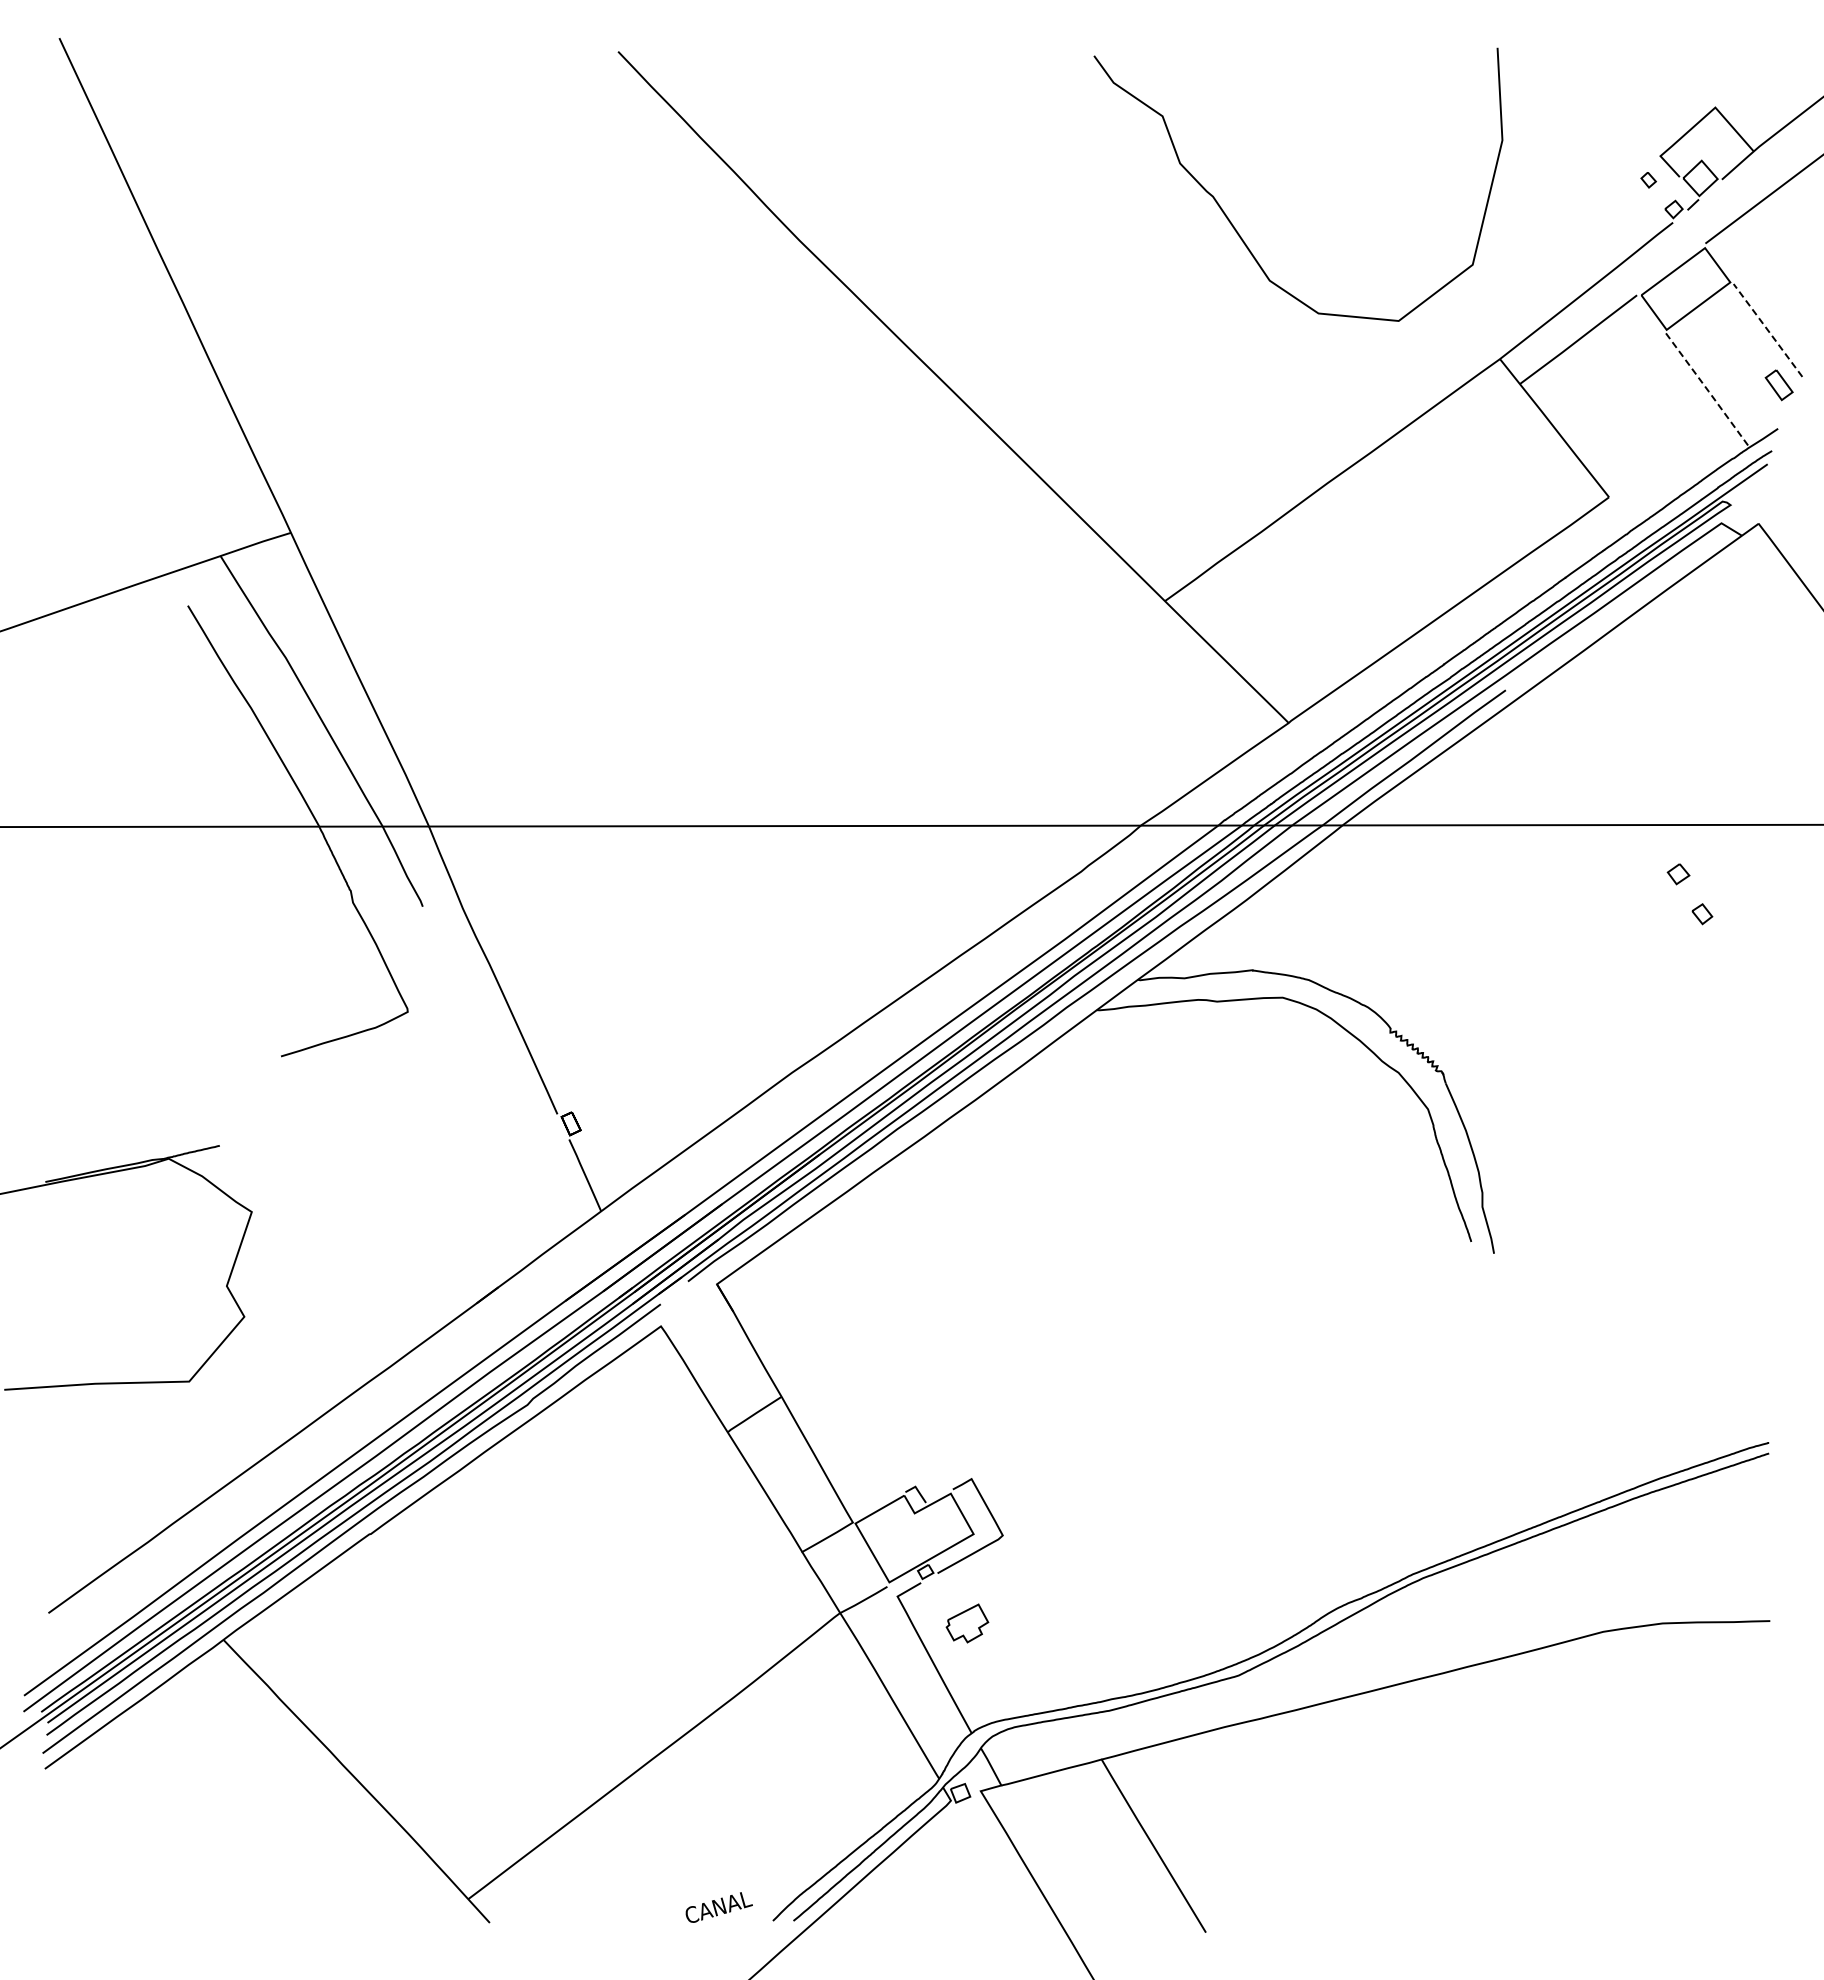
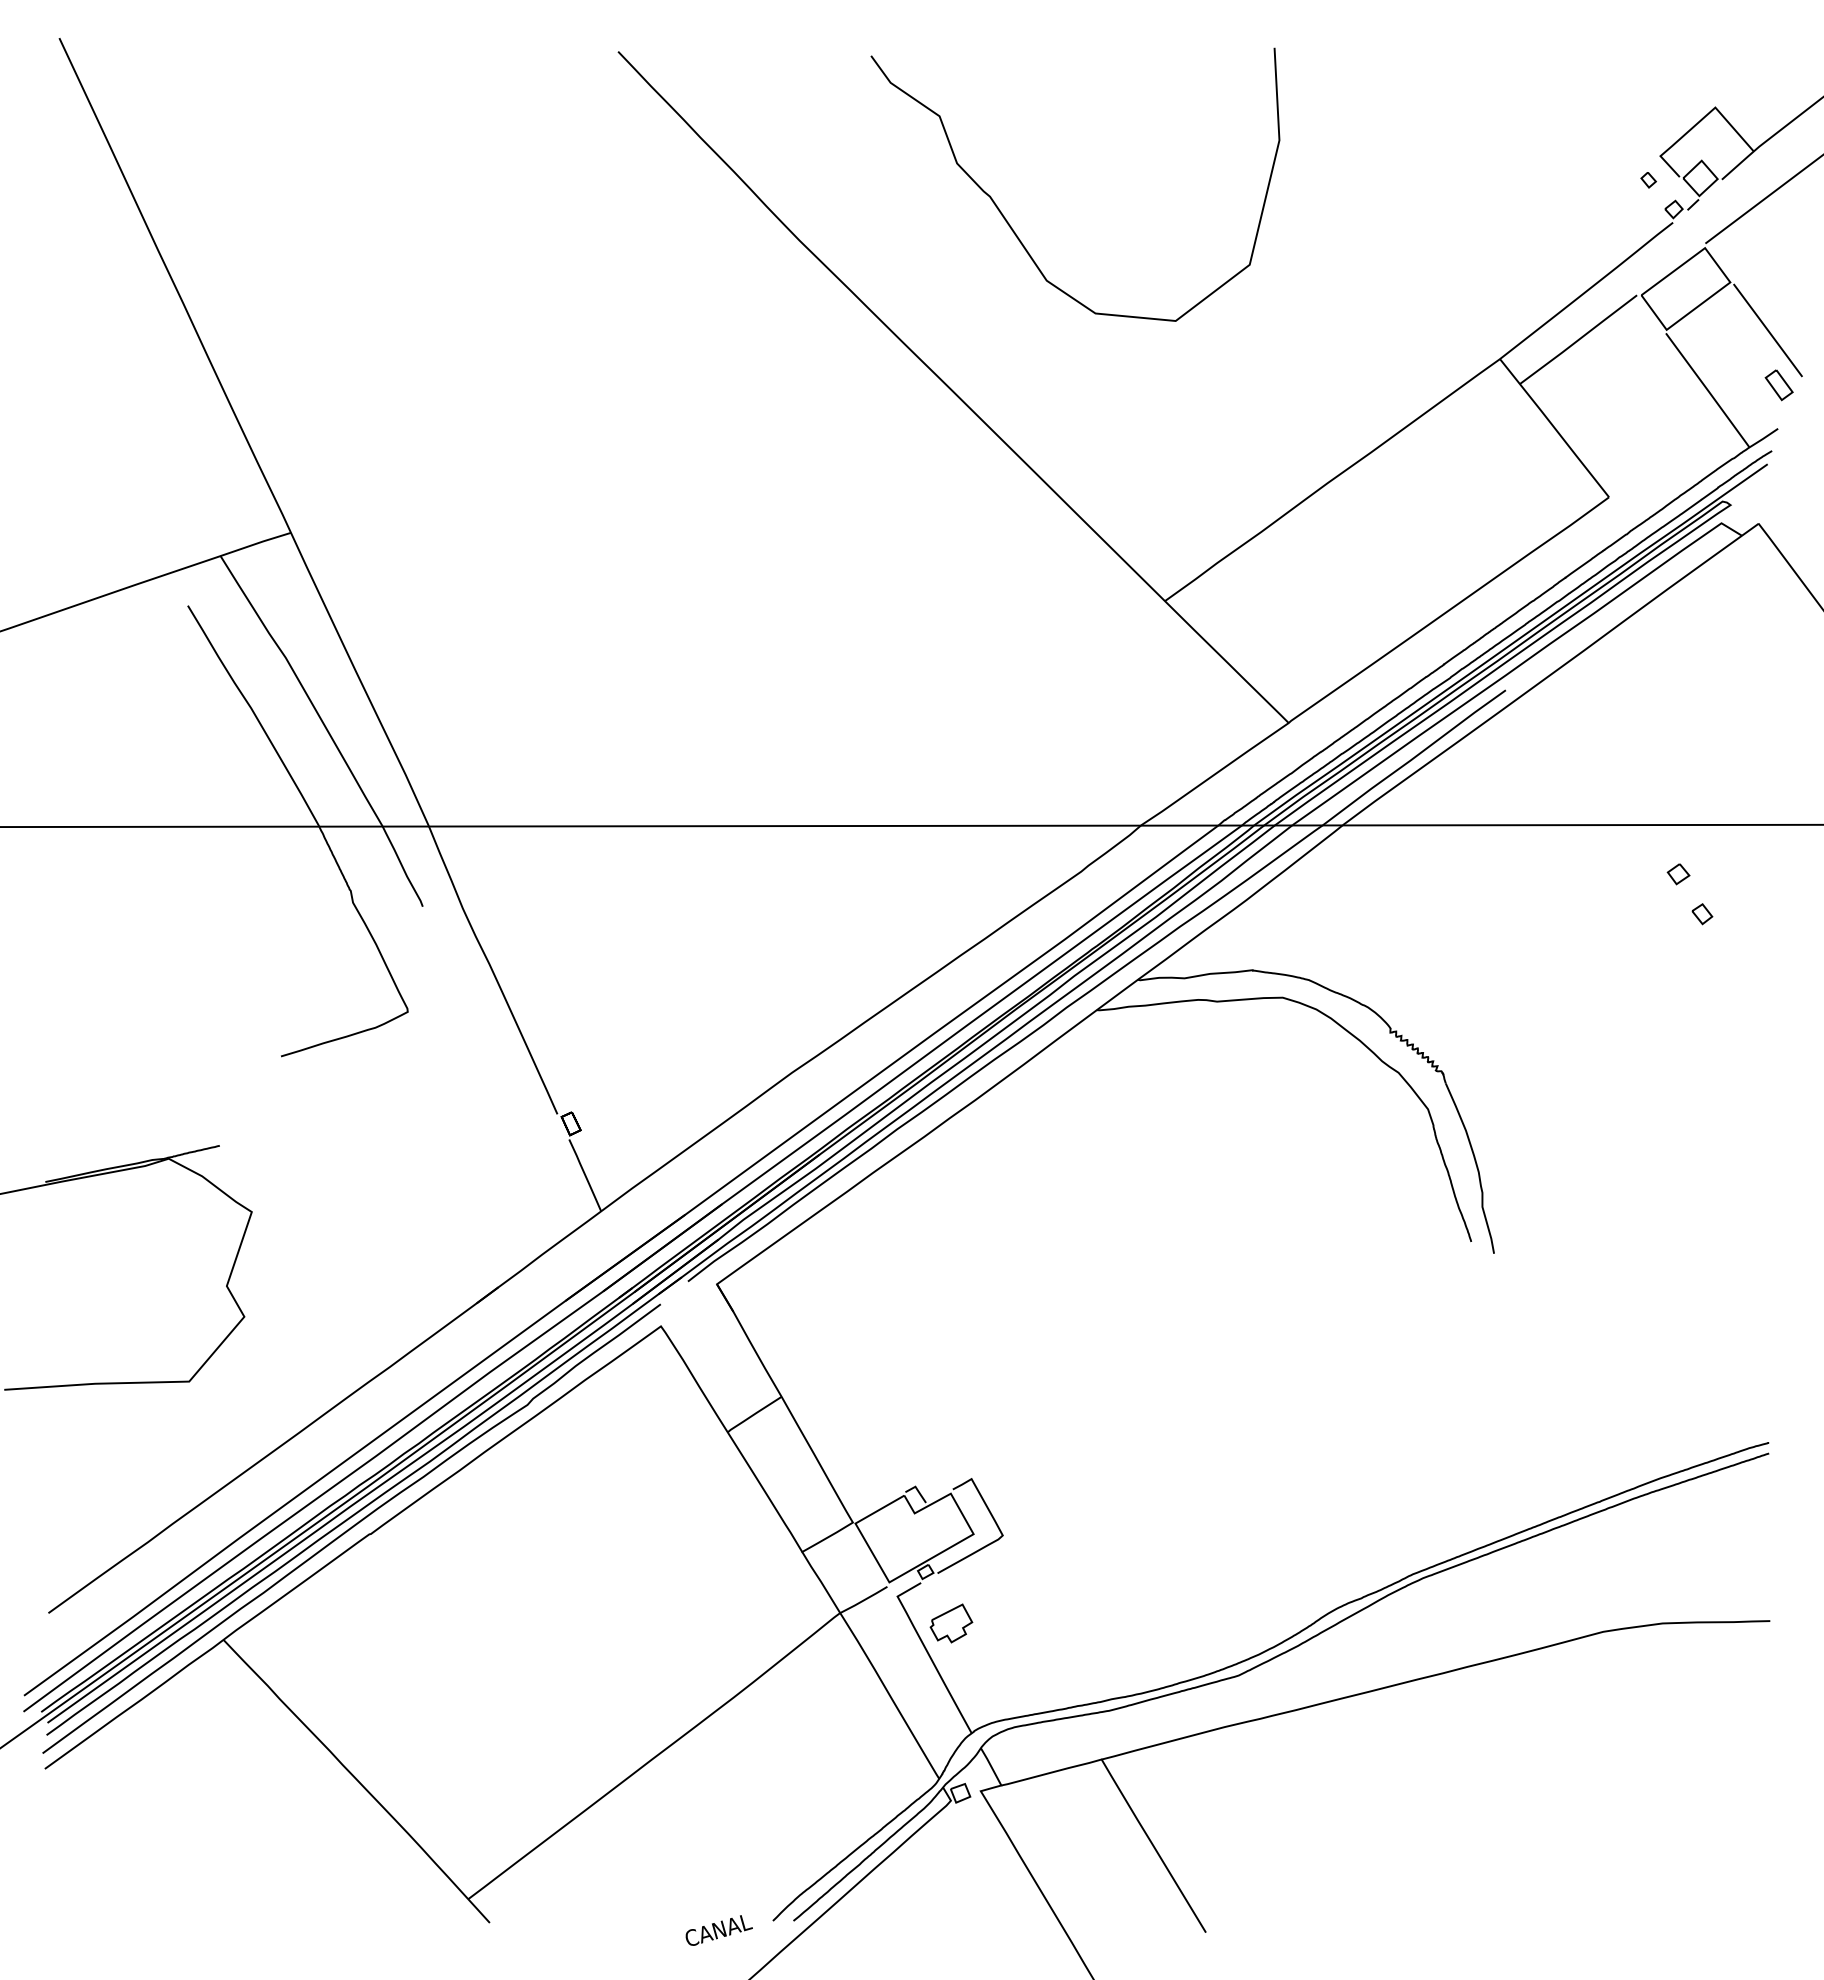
curve position: (1234, 226) -> (1011, 226) (1011, 226)
line: dashed -> solid (1767, 329)
line: dashed -> solid (1708, 390)
part position: (967, 1623) -> (951, 1623) (951, 1623)
text position: (718, 1907) -> (718, 1930) (718, 1930)
